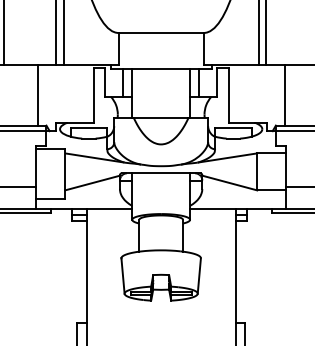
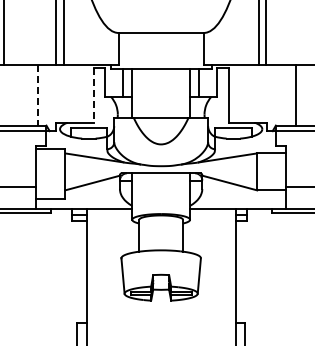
line position: (284, 94) -> (295, 94) (295, 94)
line: solid -> dashed (37, 95)
line: solid -> dashed (93, 95)
